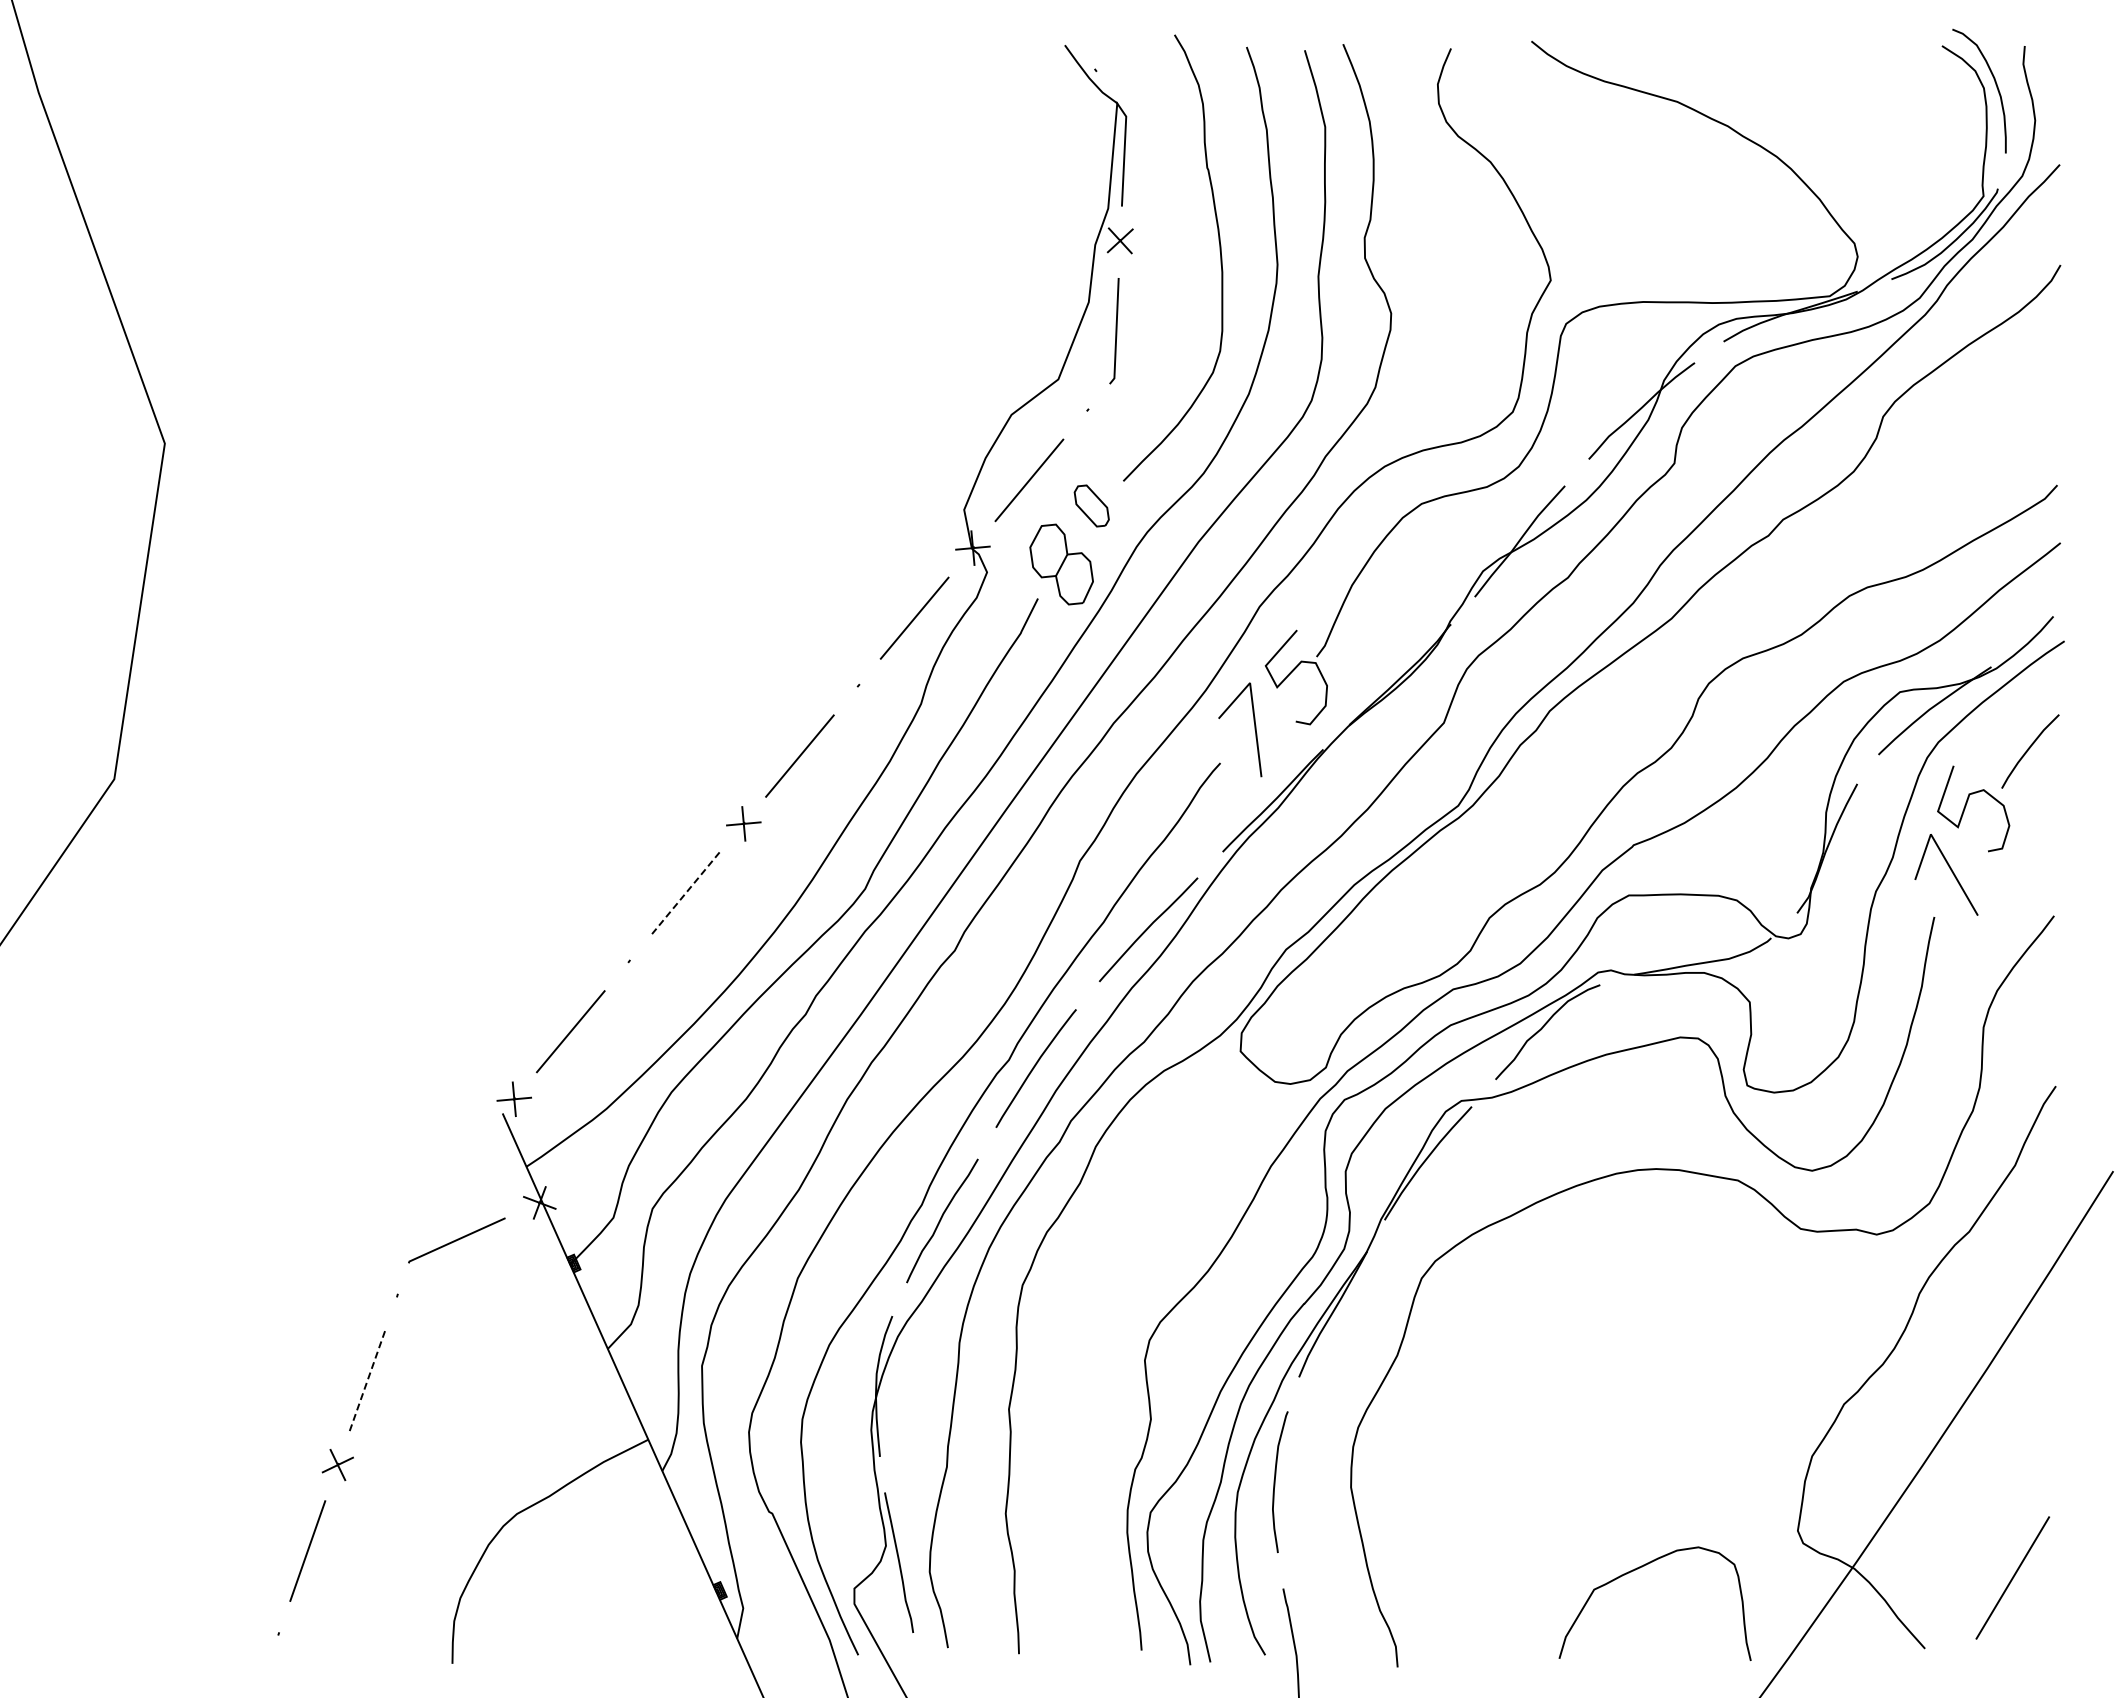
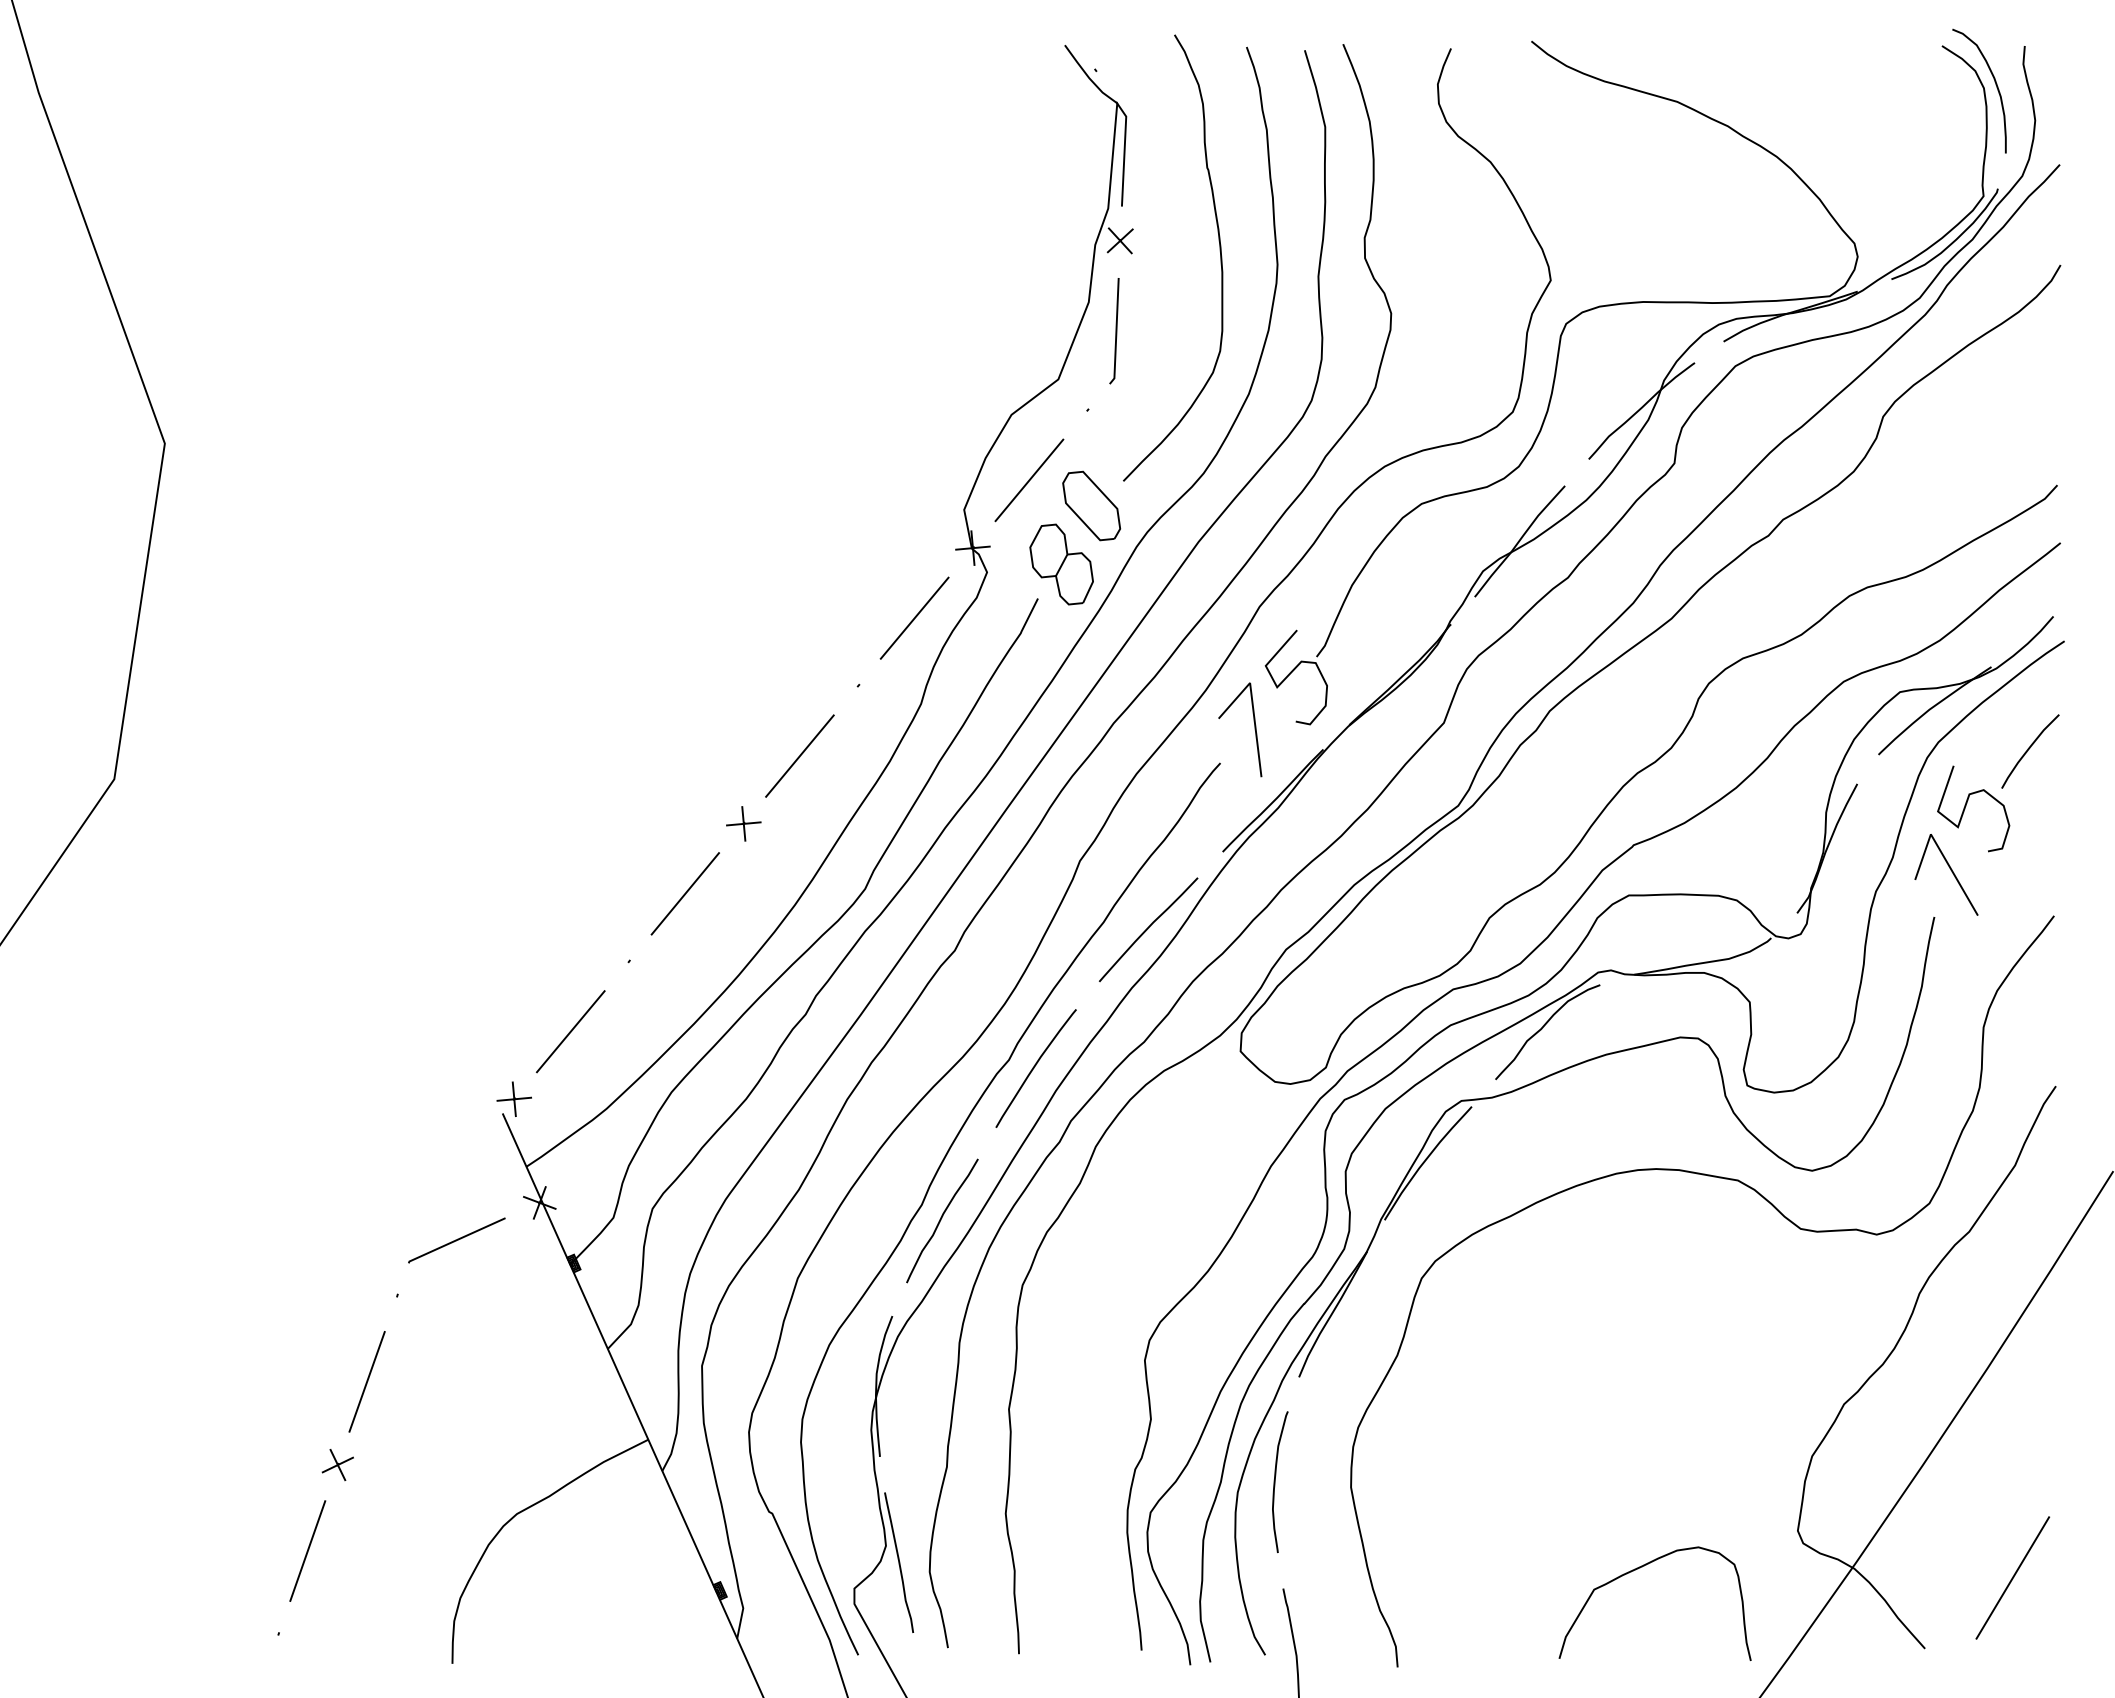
part size: 37x44 px -> 60x72 px (1091, 505)
line: dashed -> solid (685, 893)
line: dashed -> solid (367, 1381)
